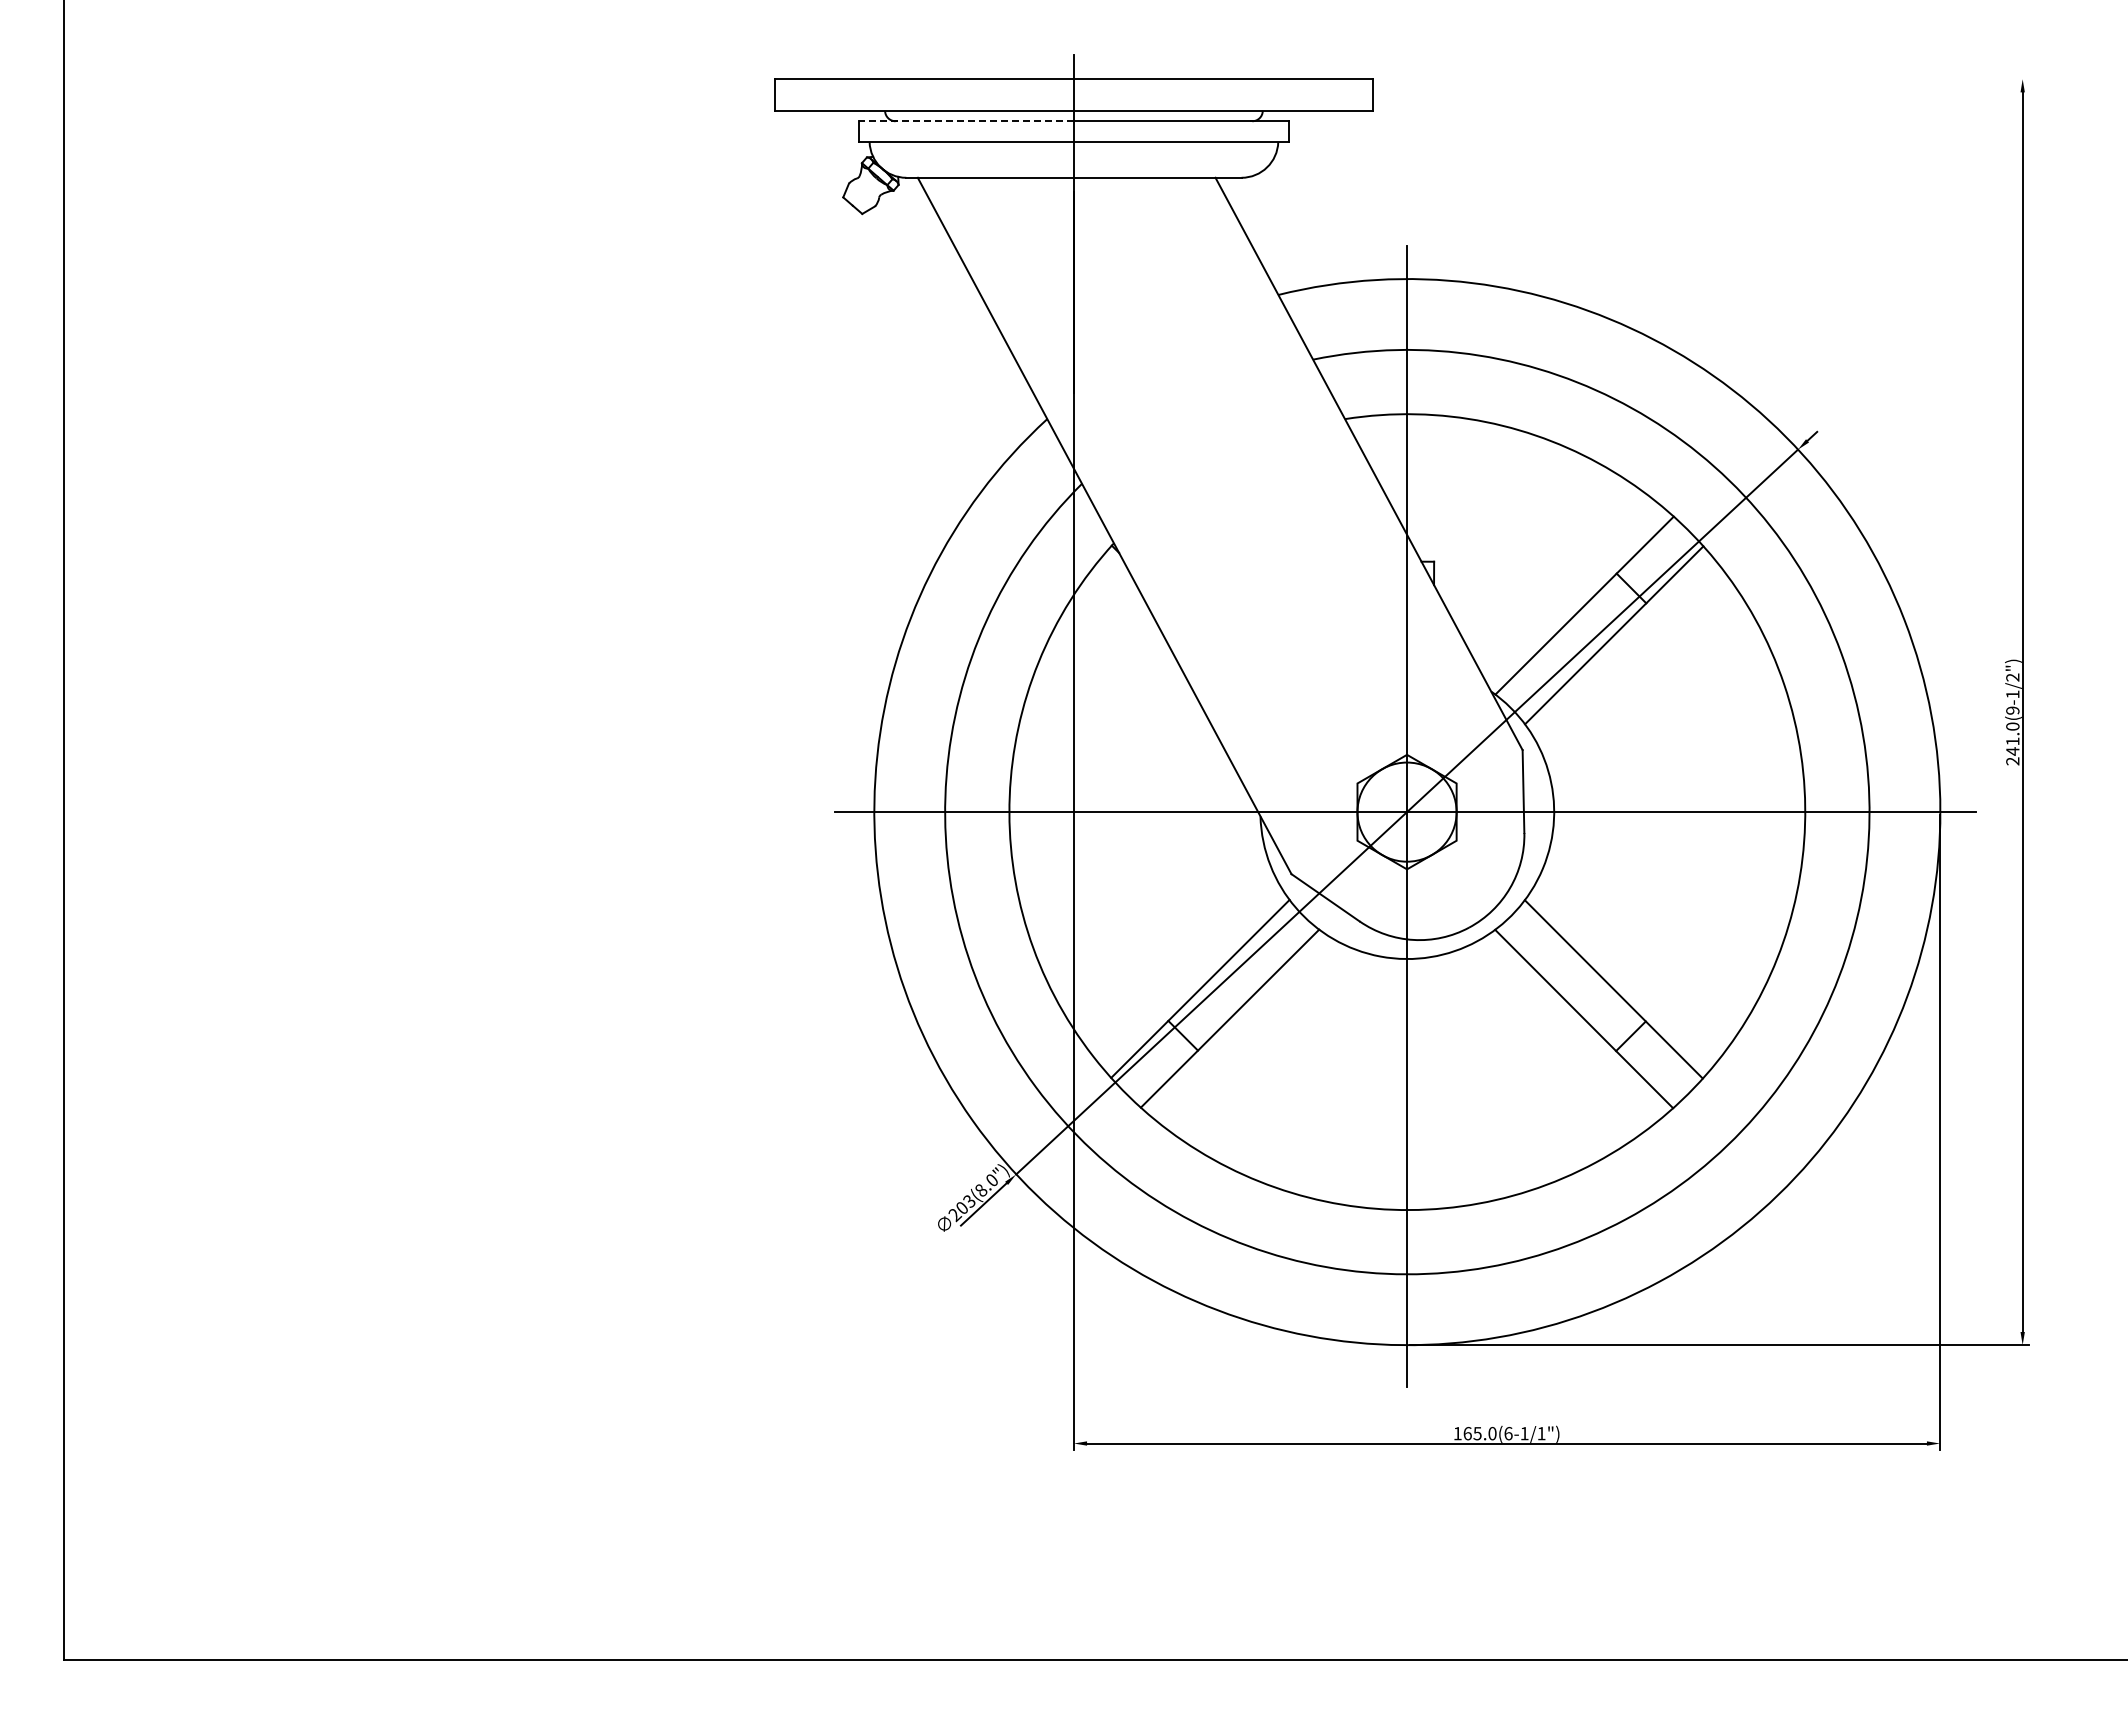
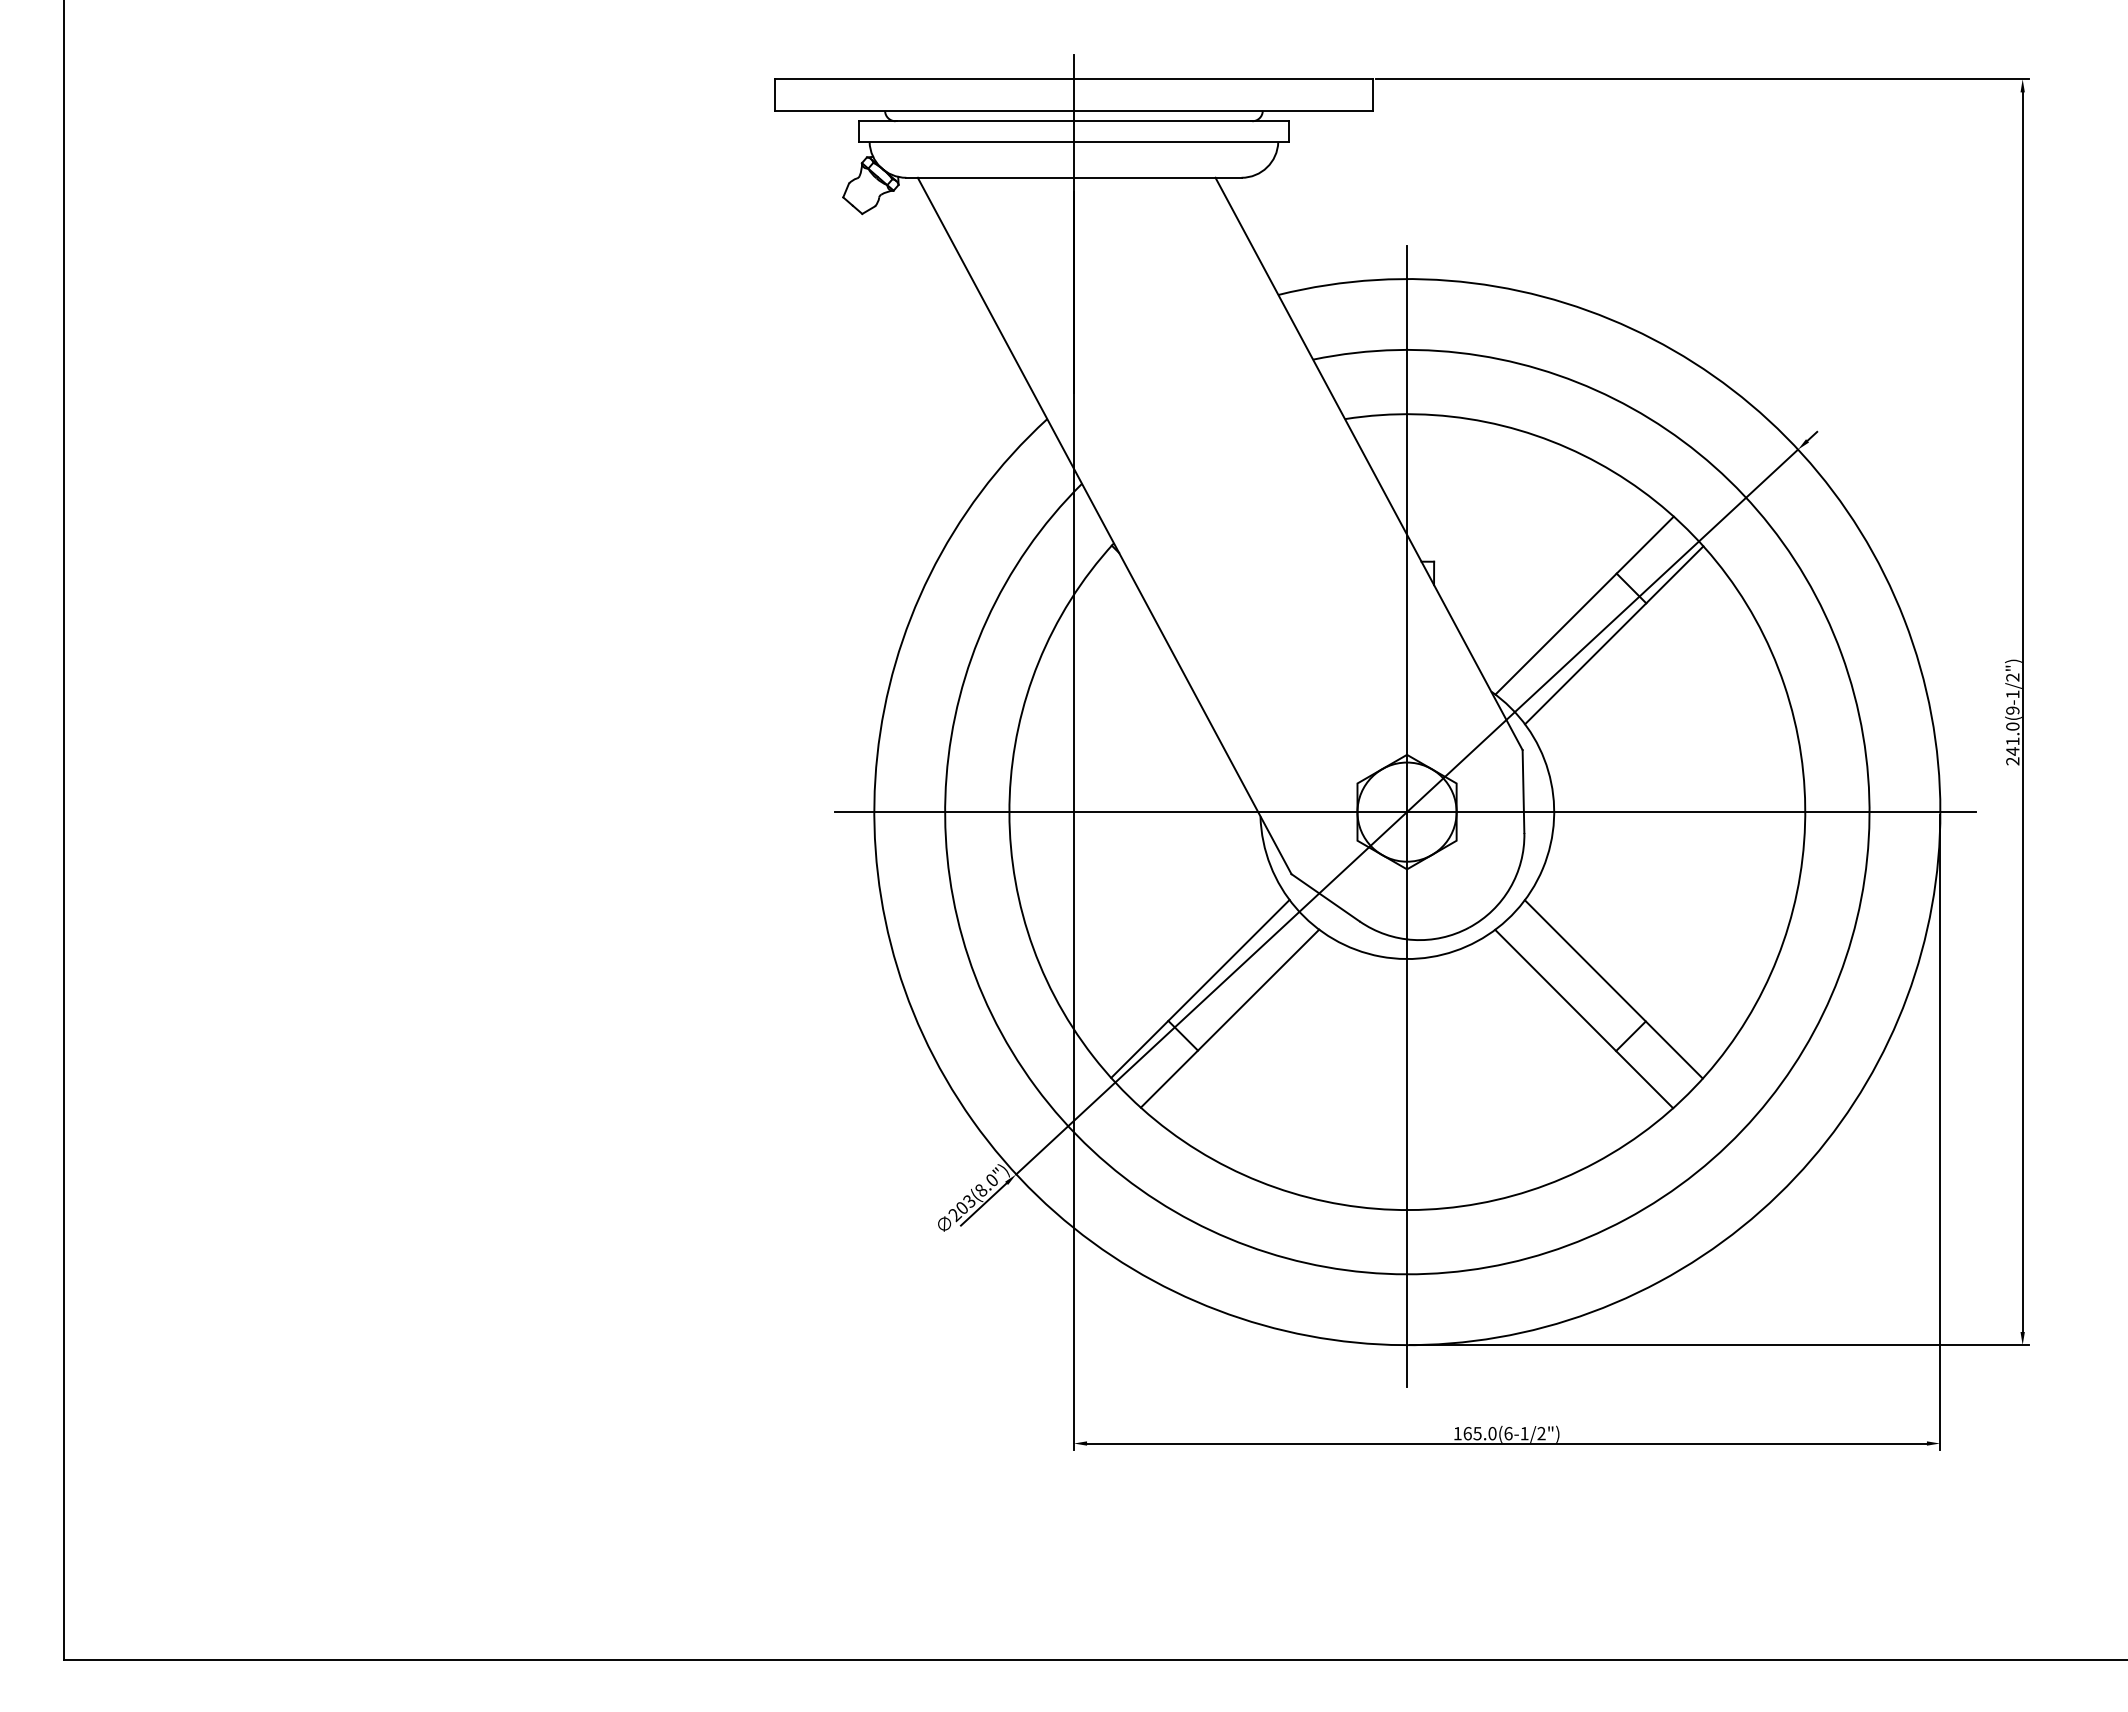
line: none -> present (1702, 79)
line: dashed -> solid (966, 121)
text: 165.0(6-1/1") -> 165.0(6-1/2") (1541, 1433)
